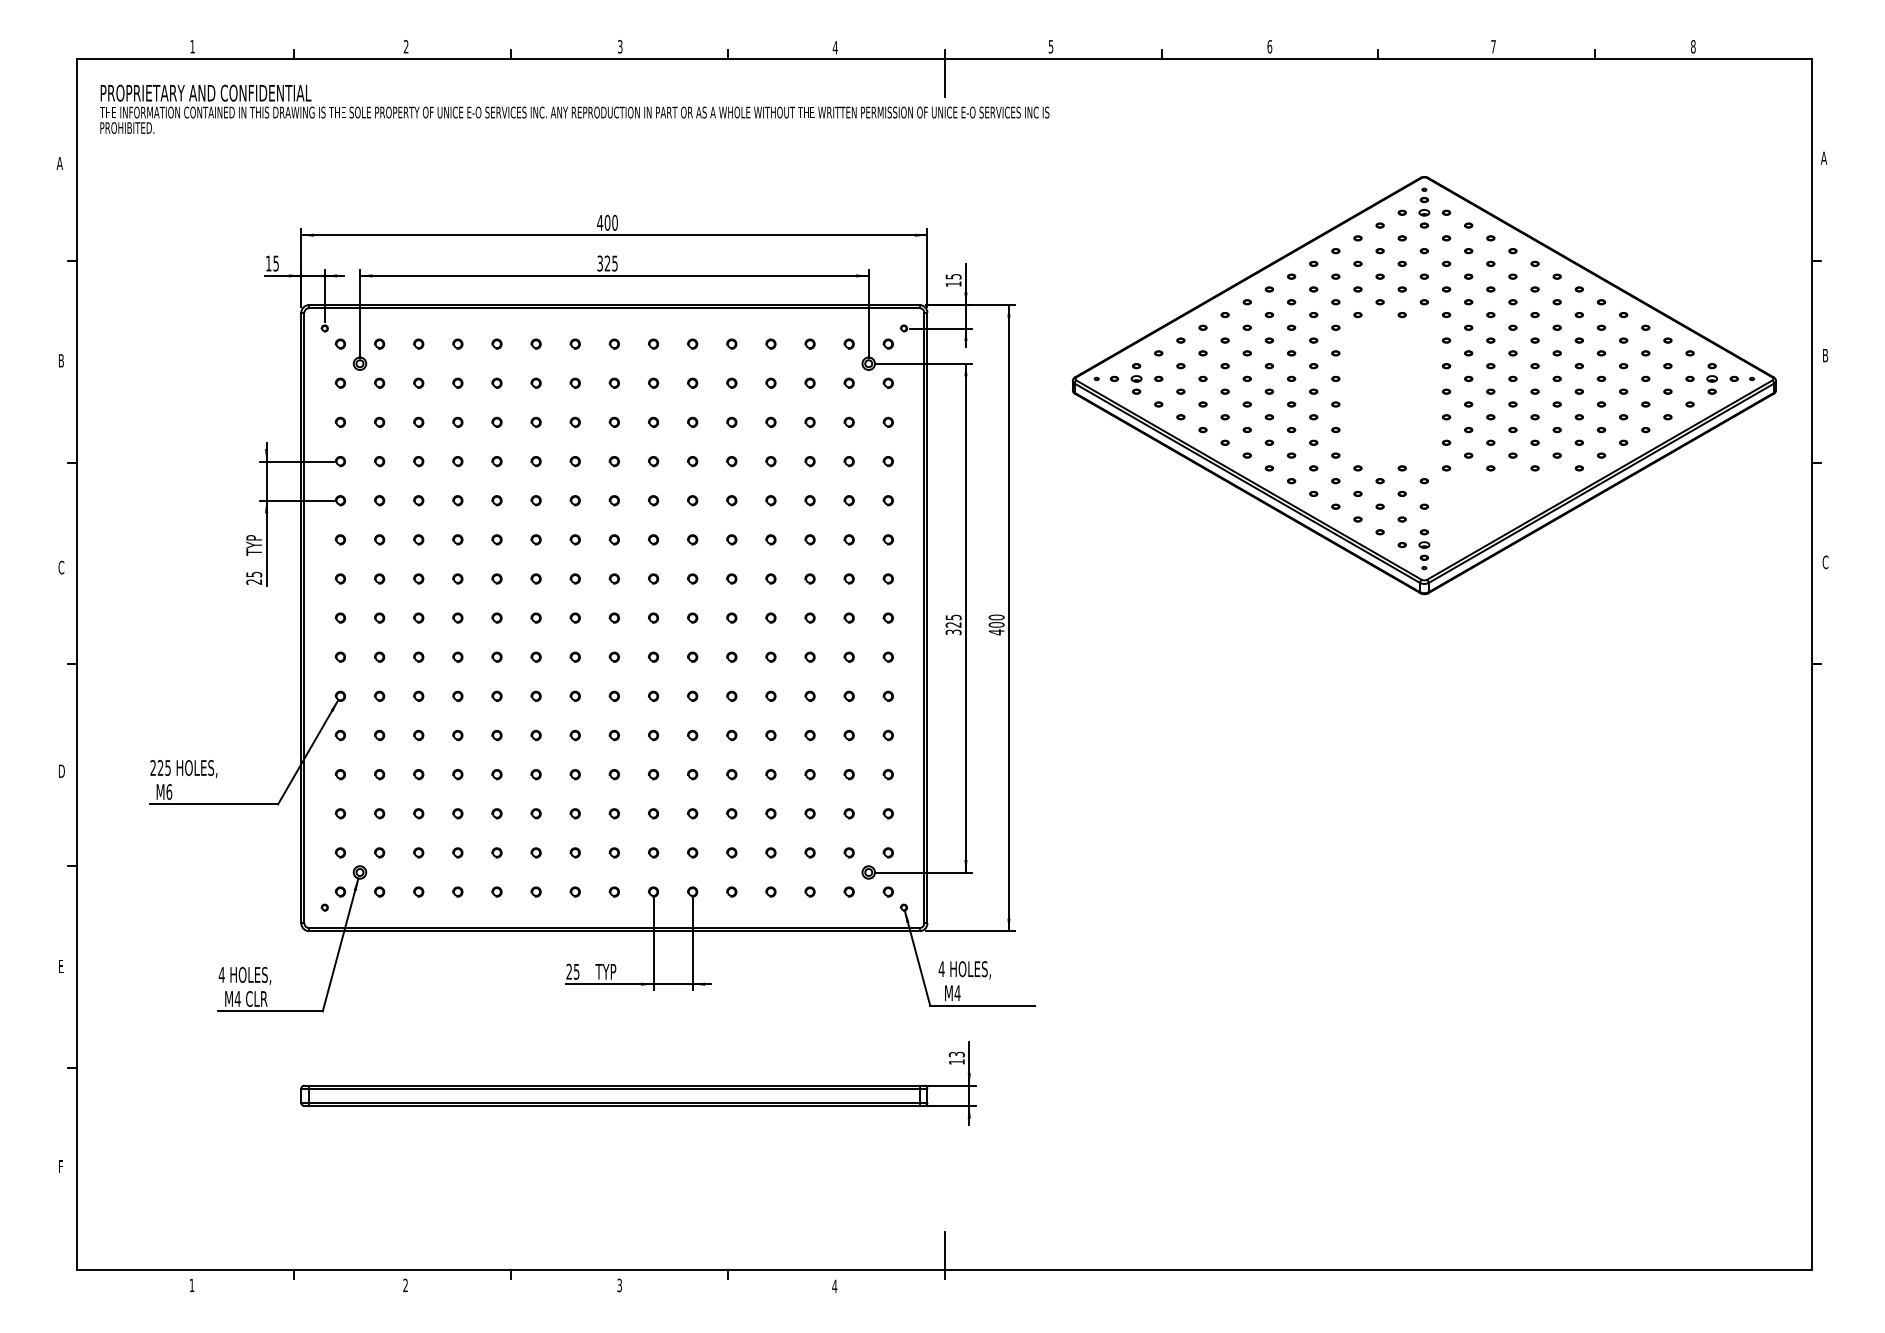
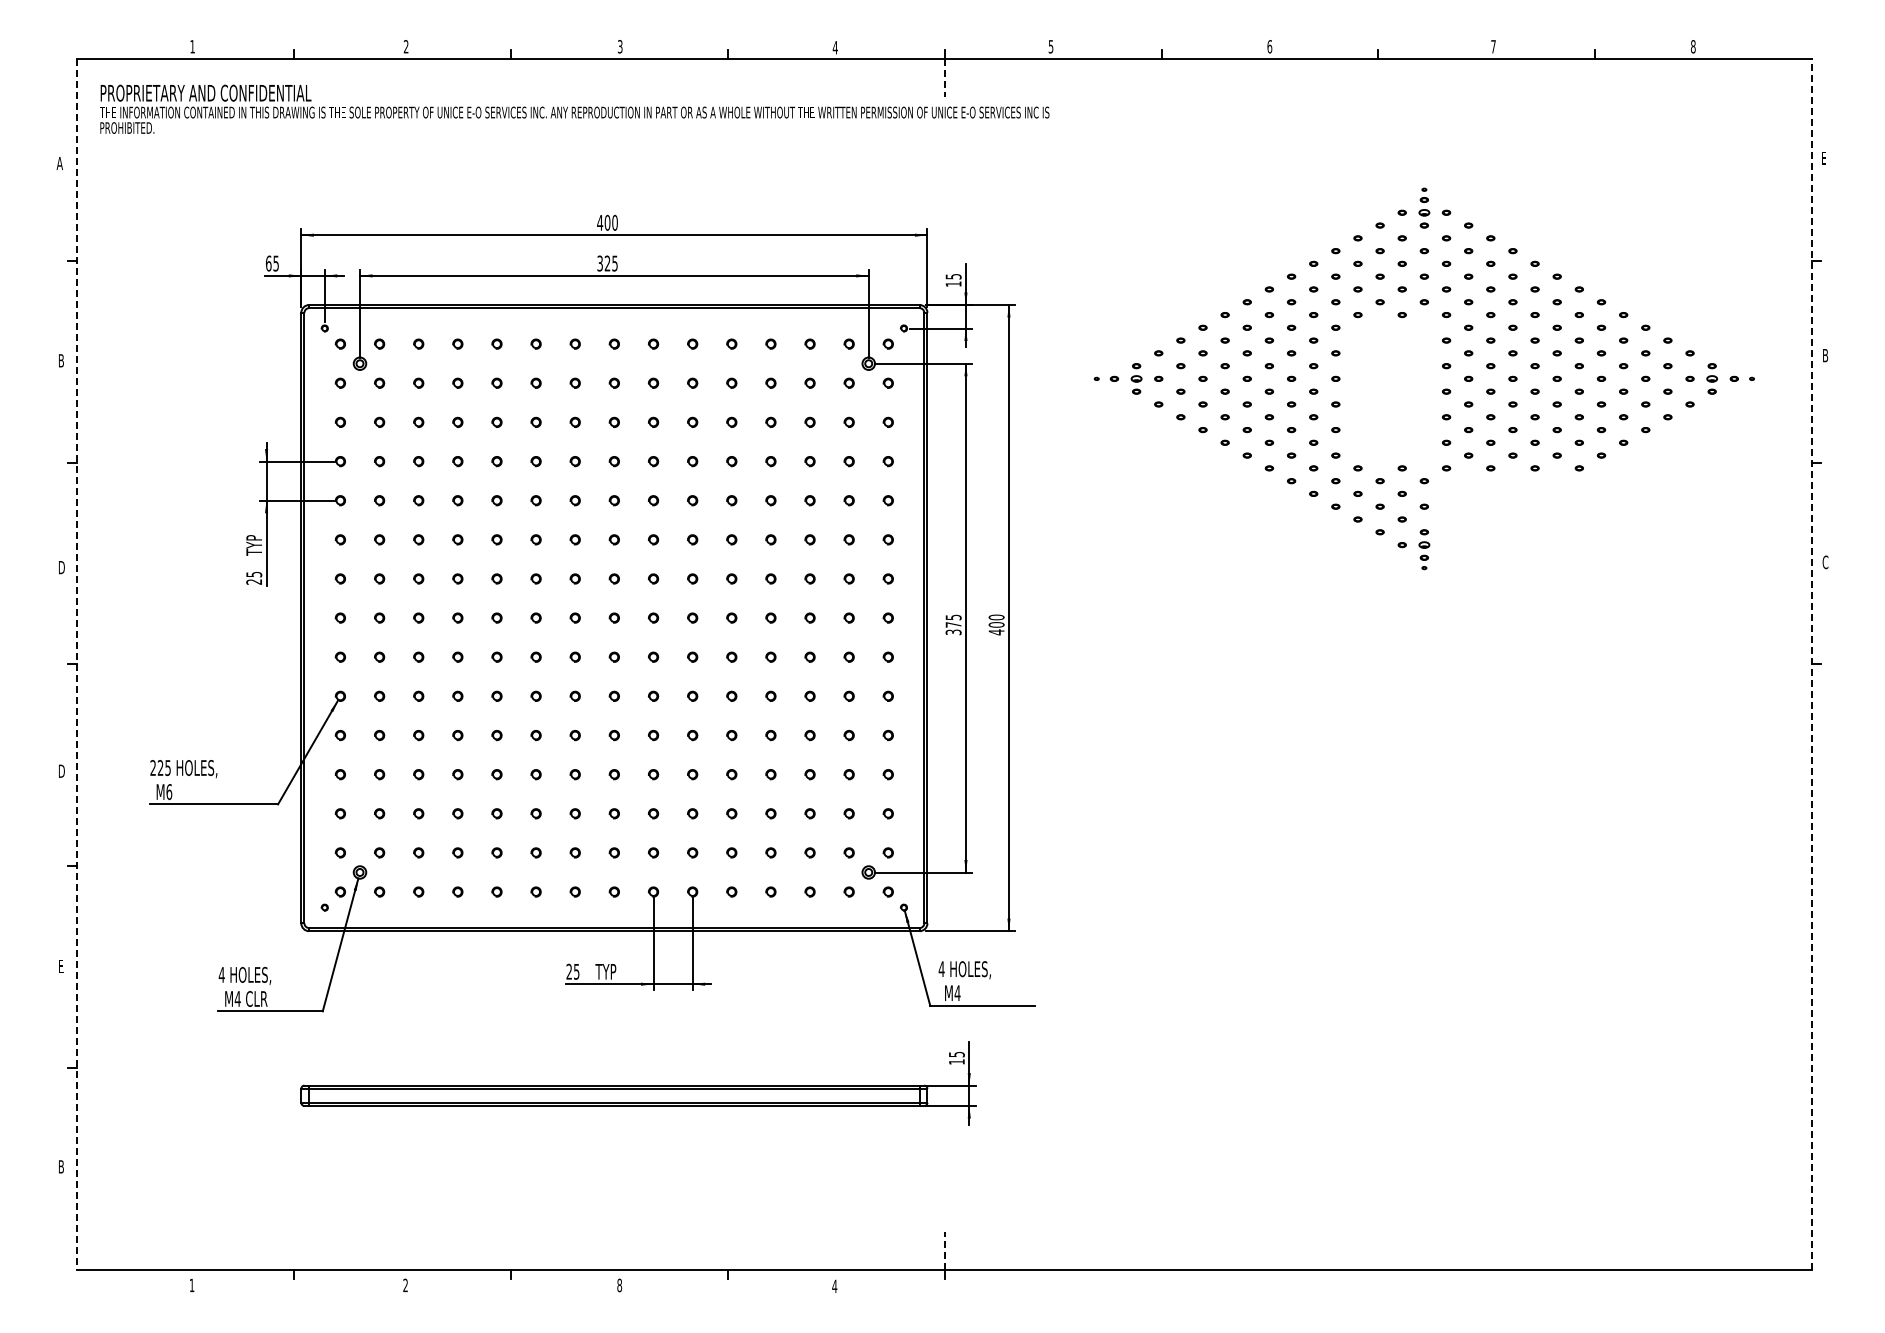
line: solid -> dashed (944, 78)
text: A -> E (1823, 157)
text: 15 -> 65 (268, 263)
part: present -> none (1423, 385)
text: C -> D (61, 567)
text: 325 -> 375 (953, 624)
line: solid -> dashed (1811, 663)
line: solid -> dashed (77, 664)
text: 13 -> 15 (956, 1054)
text: F -> B (61, 1166)
line: solid -> dashed (944, 1250)
text: 3 -> 8 (619, 1285)
